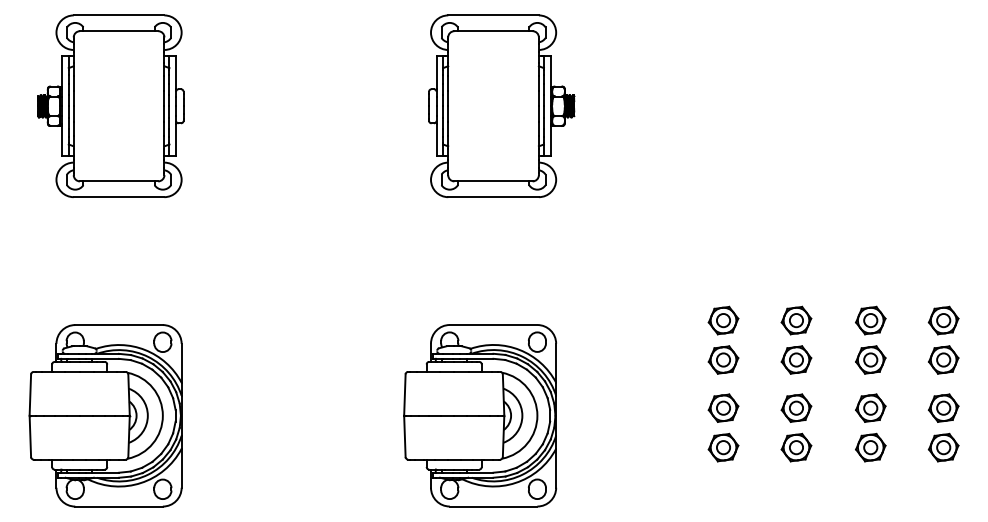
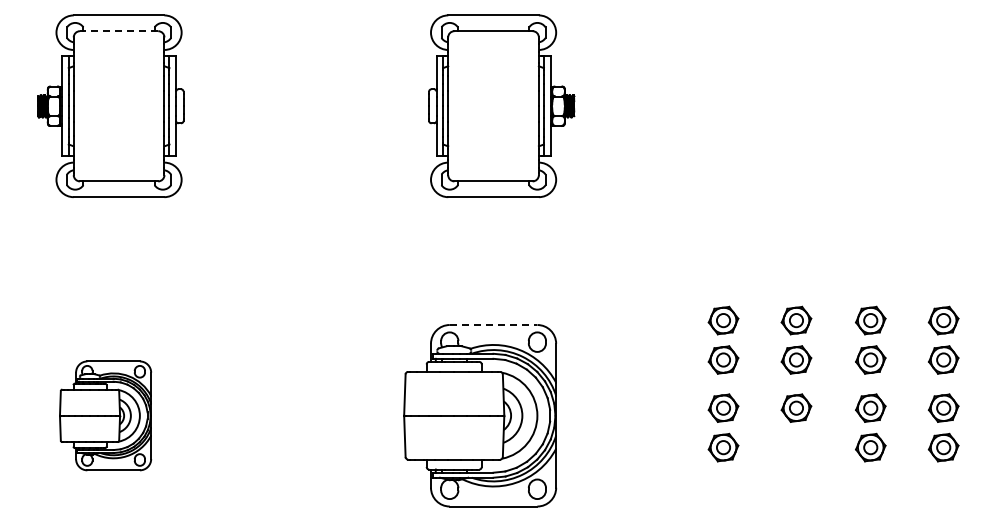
line: solid -> dashed (118, 31)
line: solid -> dashed (493, 325)
part size: 155x184 px -> 94x112 px (105, 415)
part: present -> none (796, 447)
